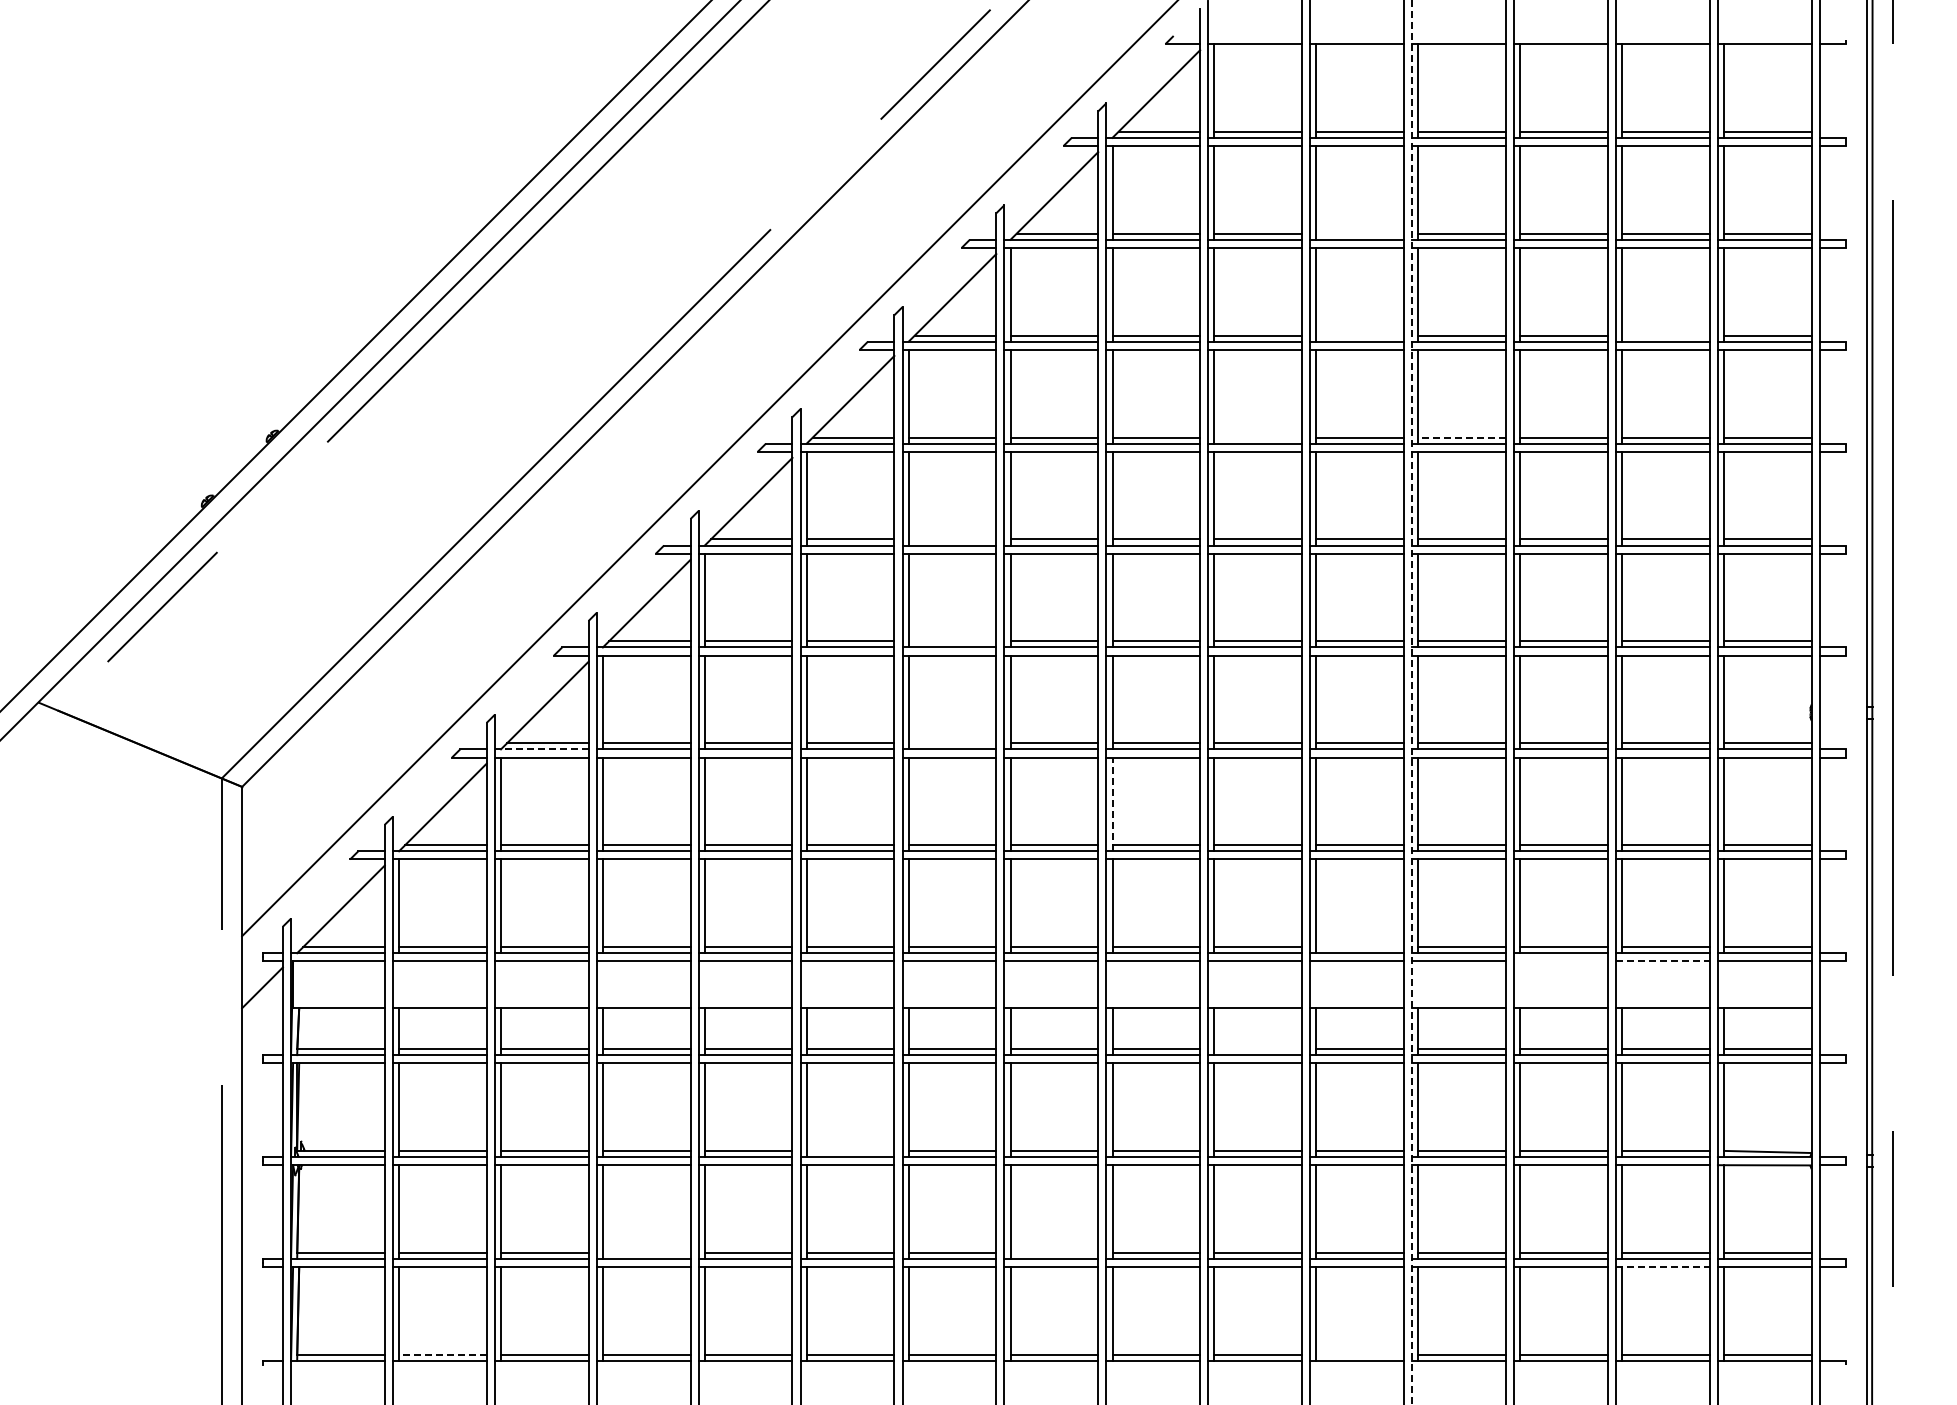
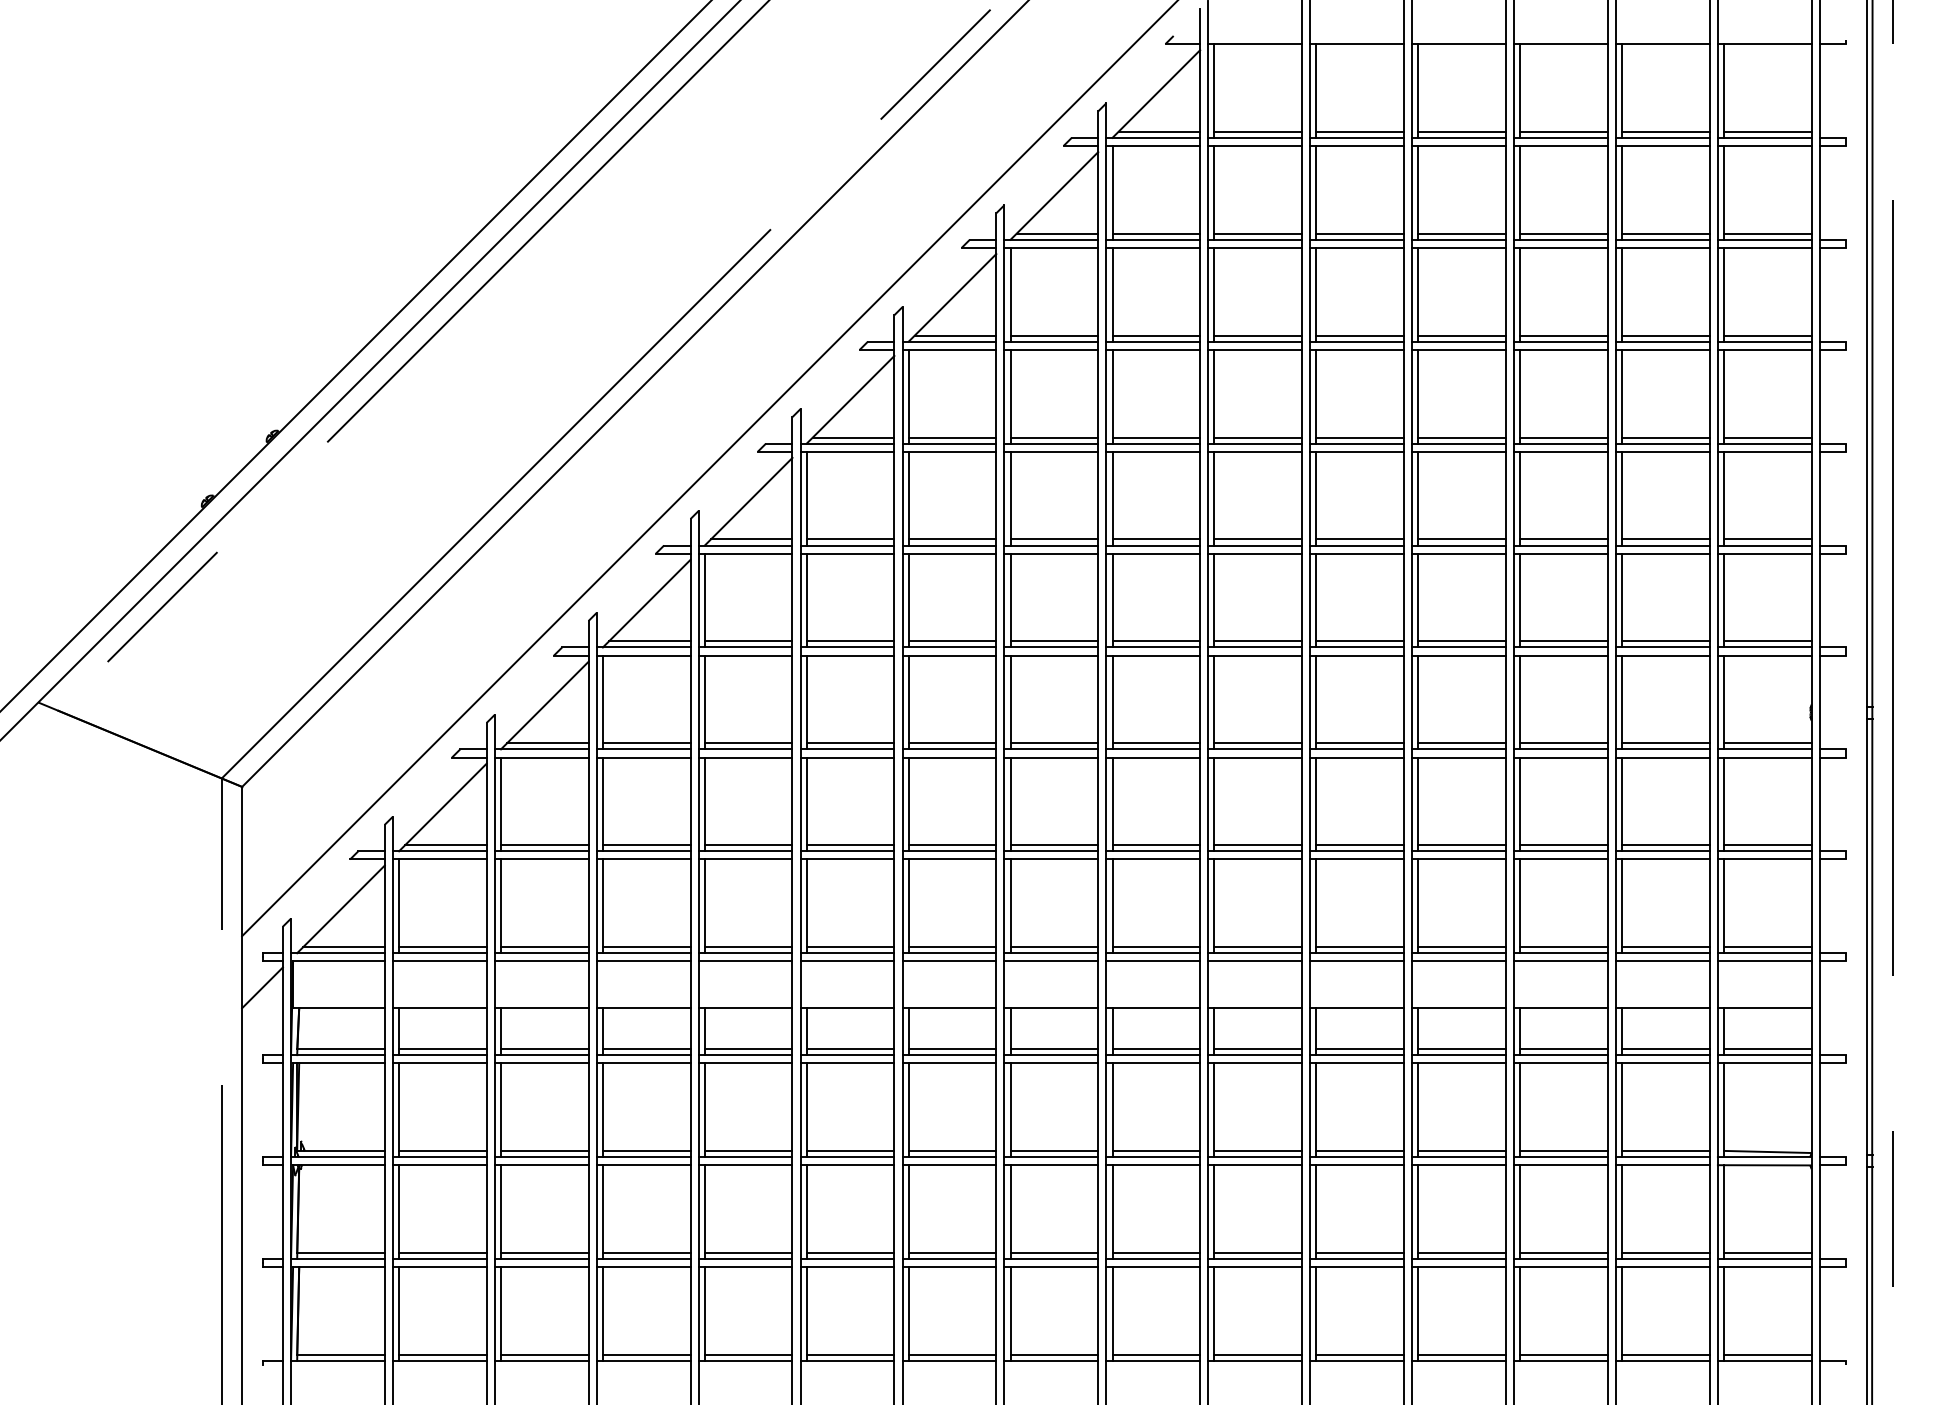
line: none -> present (1359, 233)
line: none -> present (1359, 335)
line: none -> present (1665, 335)
line: none -> present (1258, 437)
line: dashed -> solid (1462, 437)
line: none -> present (952, 539)
line: none -> present (952, 641)
line: dashed -> solid (1412, 702)
line: none -> present (952, 743)
line: dashed -> solid (541, 749)
line: dashed -> solid (1112, 804)
line: none -> present (1359, 947)
line: none -> present (1560, 961)
line: dashed -> solid (1662, 961)
line: none -> present (1258, 1049)
line: none -> present (850, 1150)
line: none -> present (646, 1252)
line: none -> present (1054, 1252)
line: dashed -> solid (1662, 1267)
line: dashed -> solid (442, 1354)
line: none -> present (1359, 1354)
